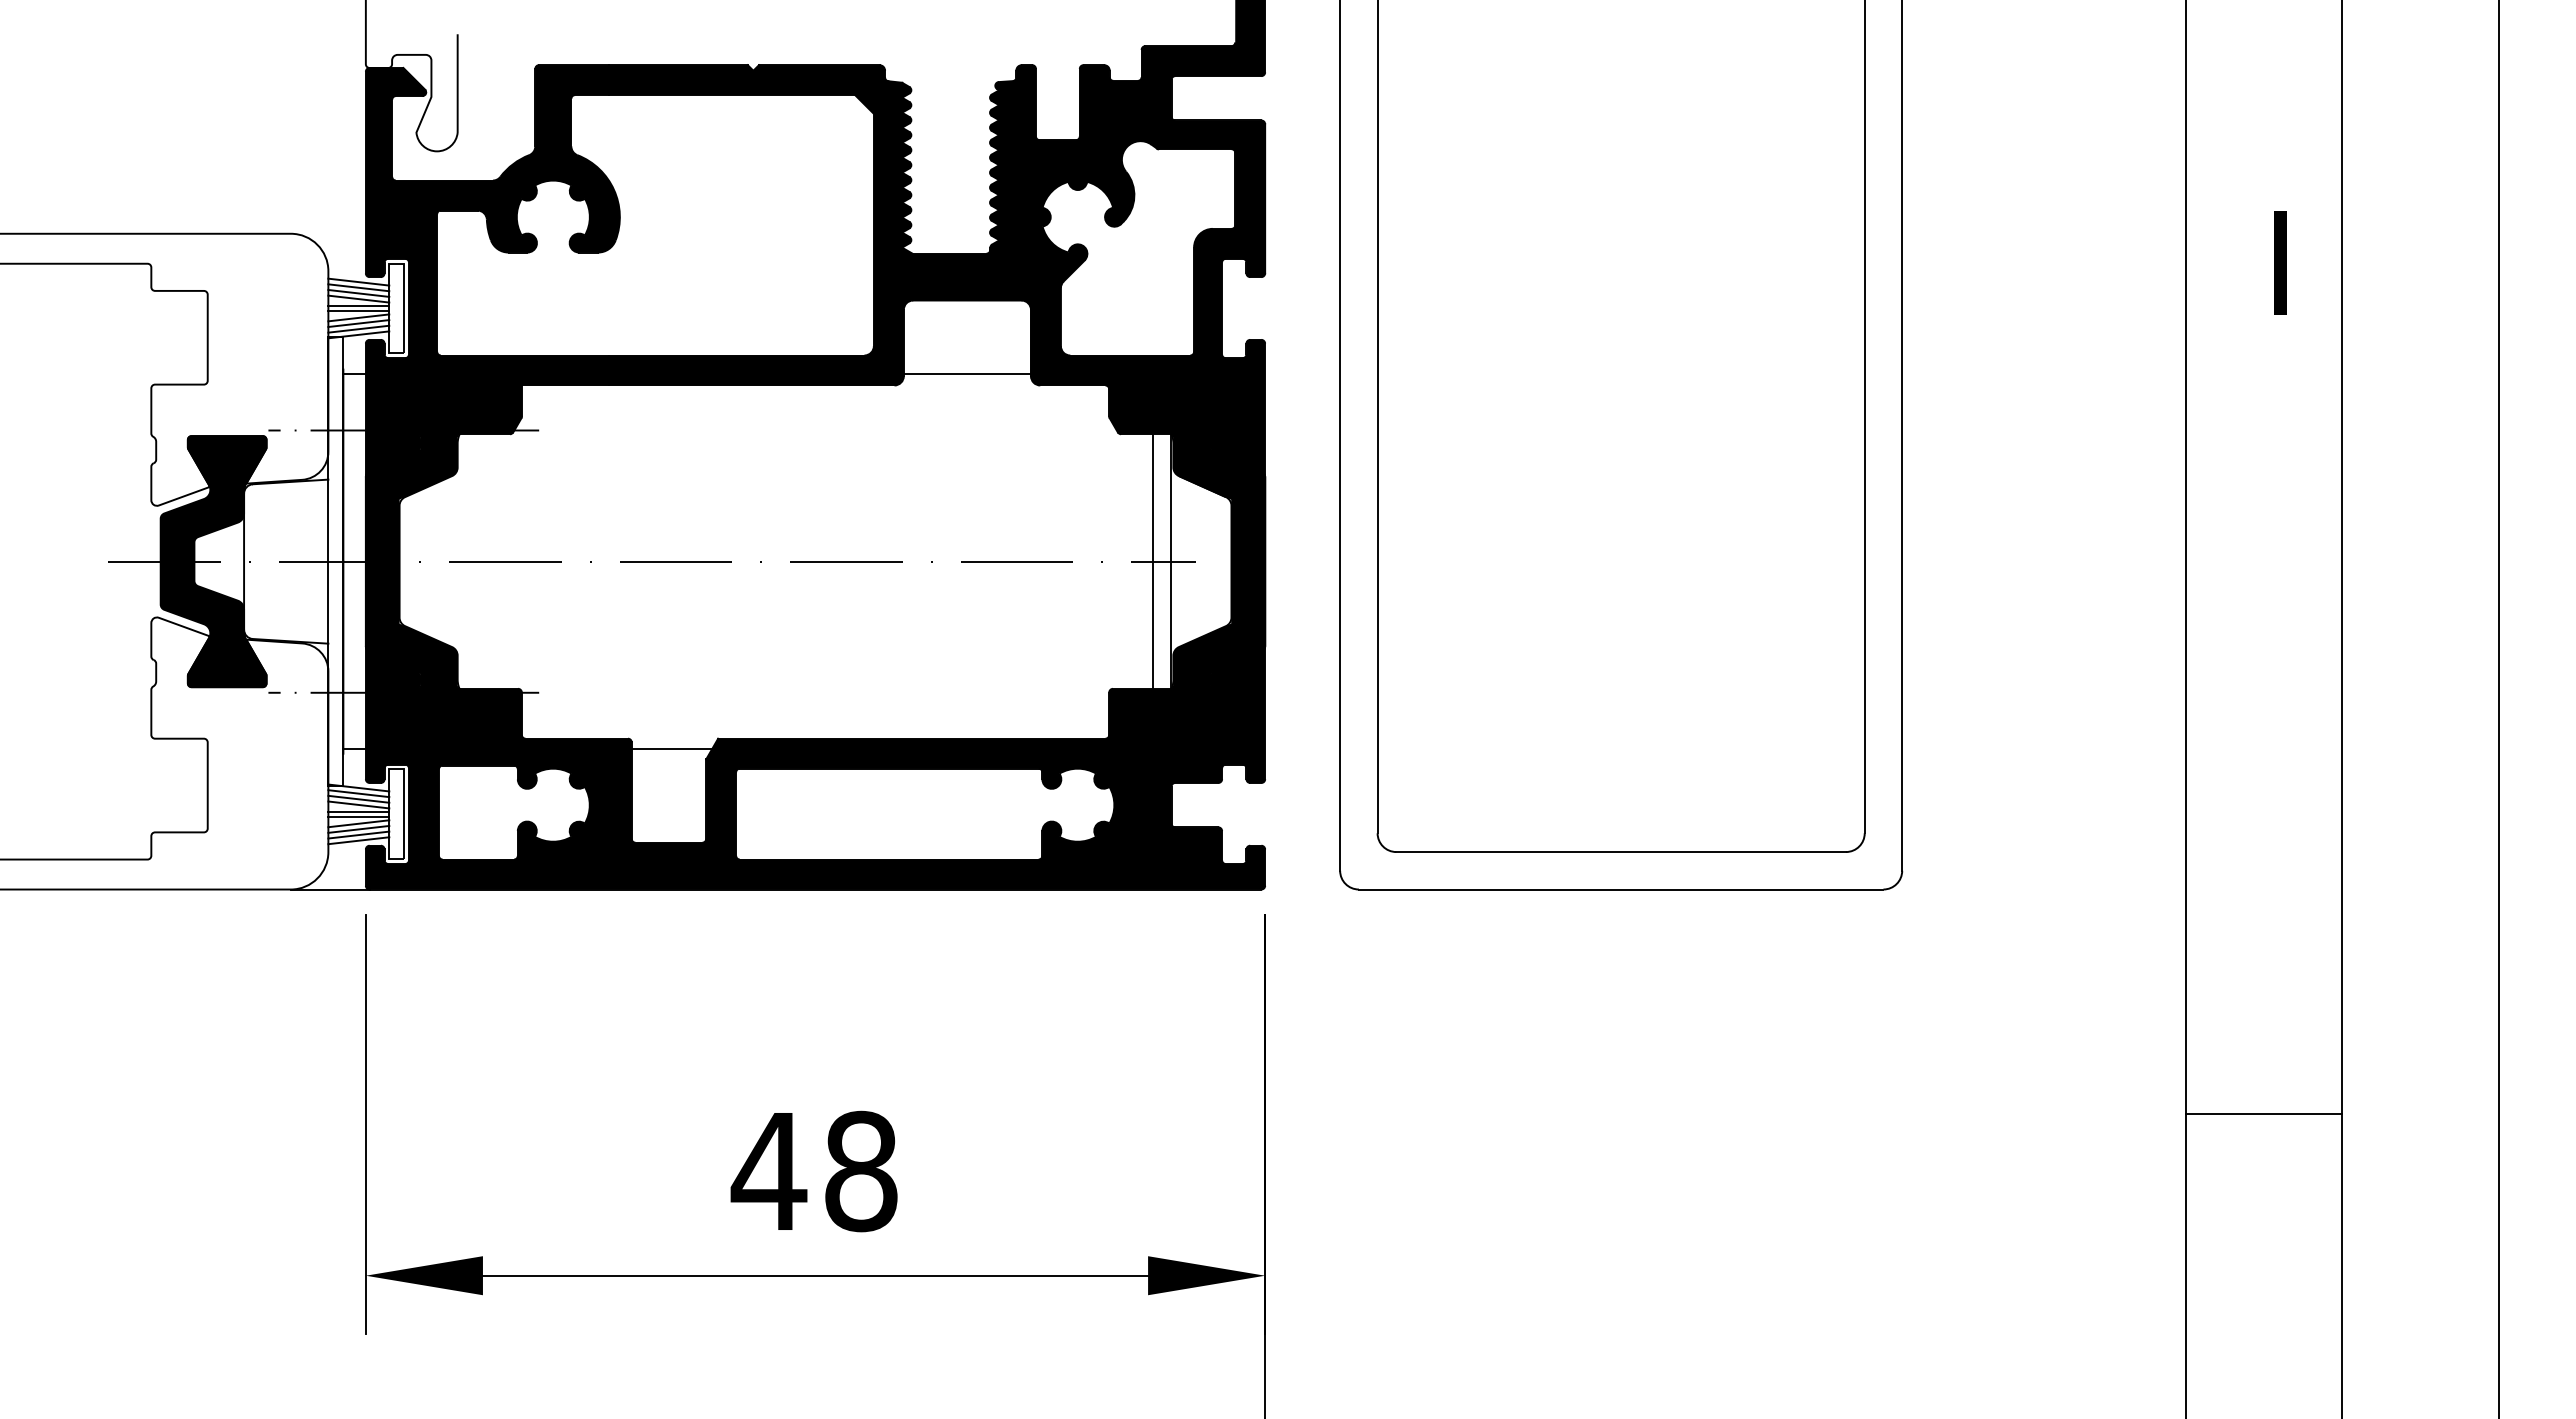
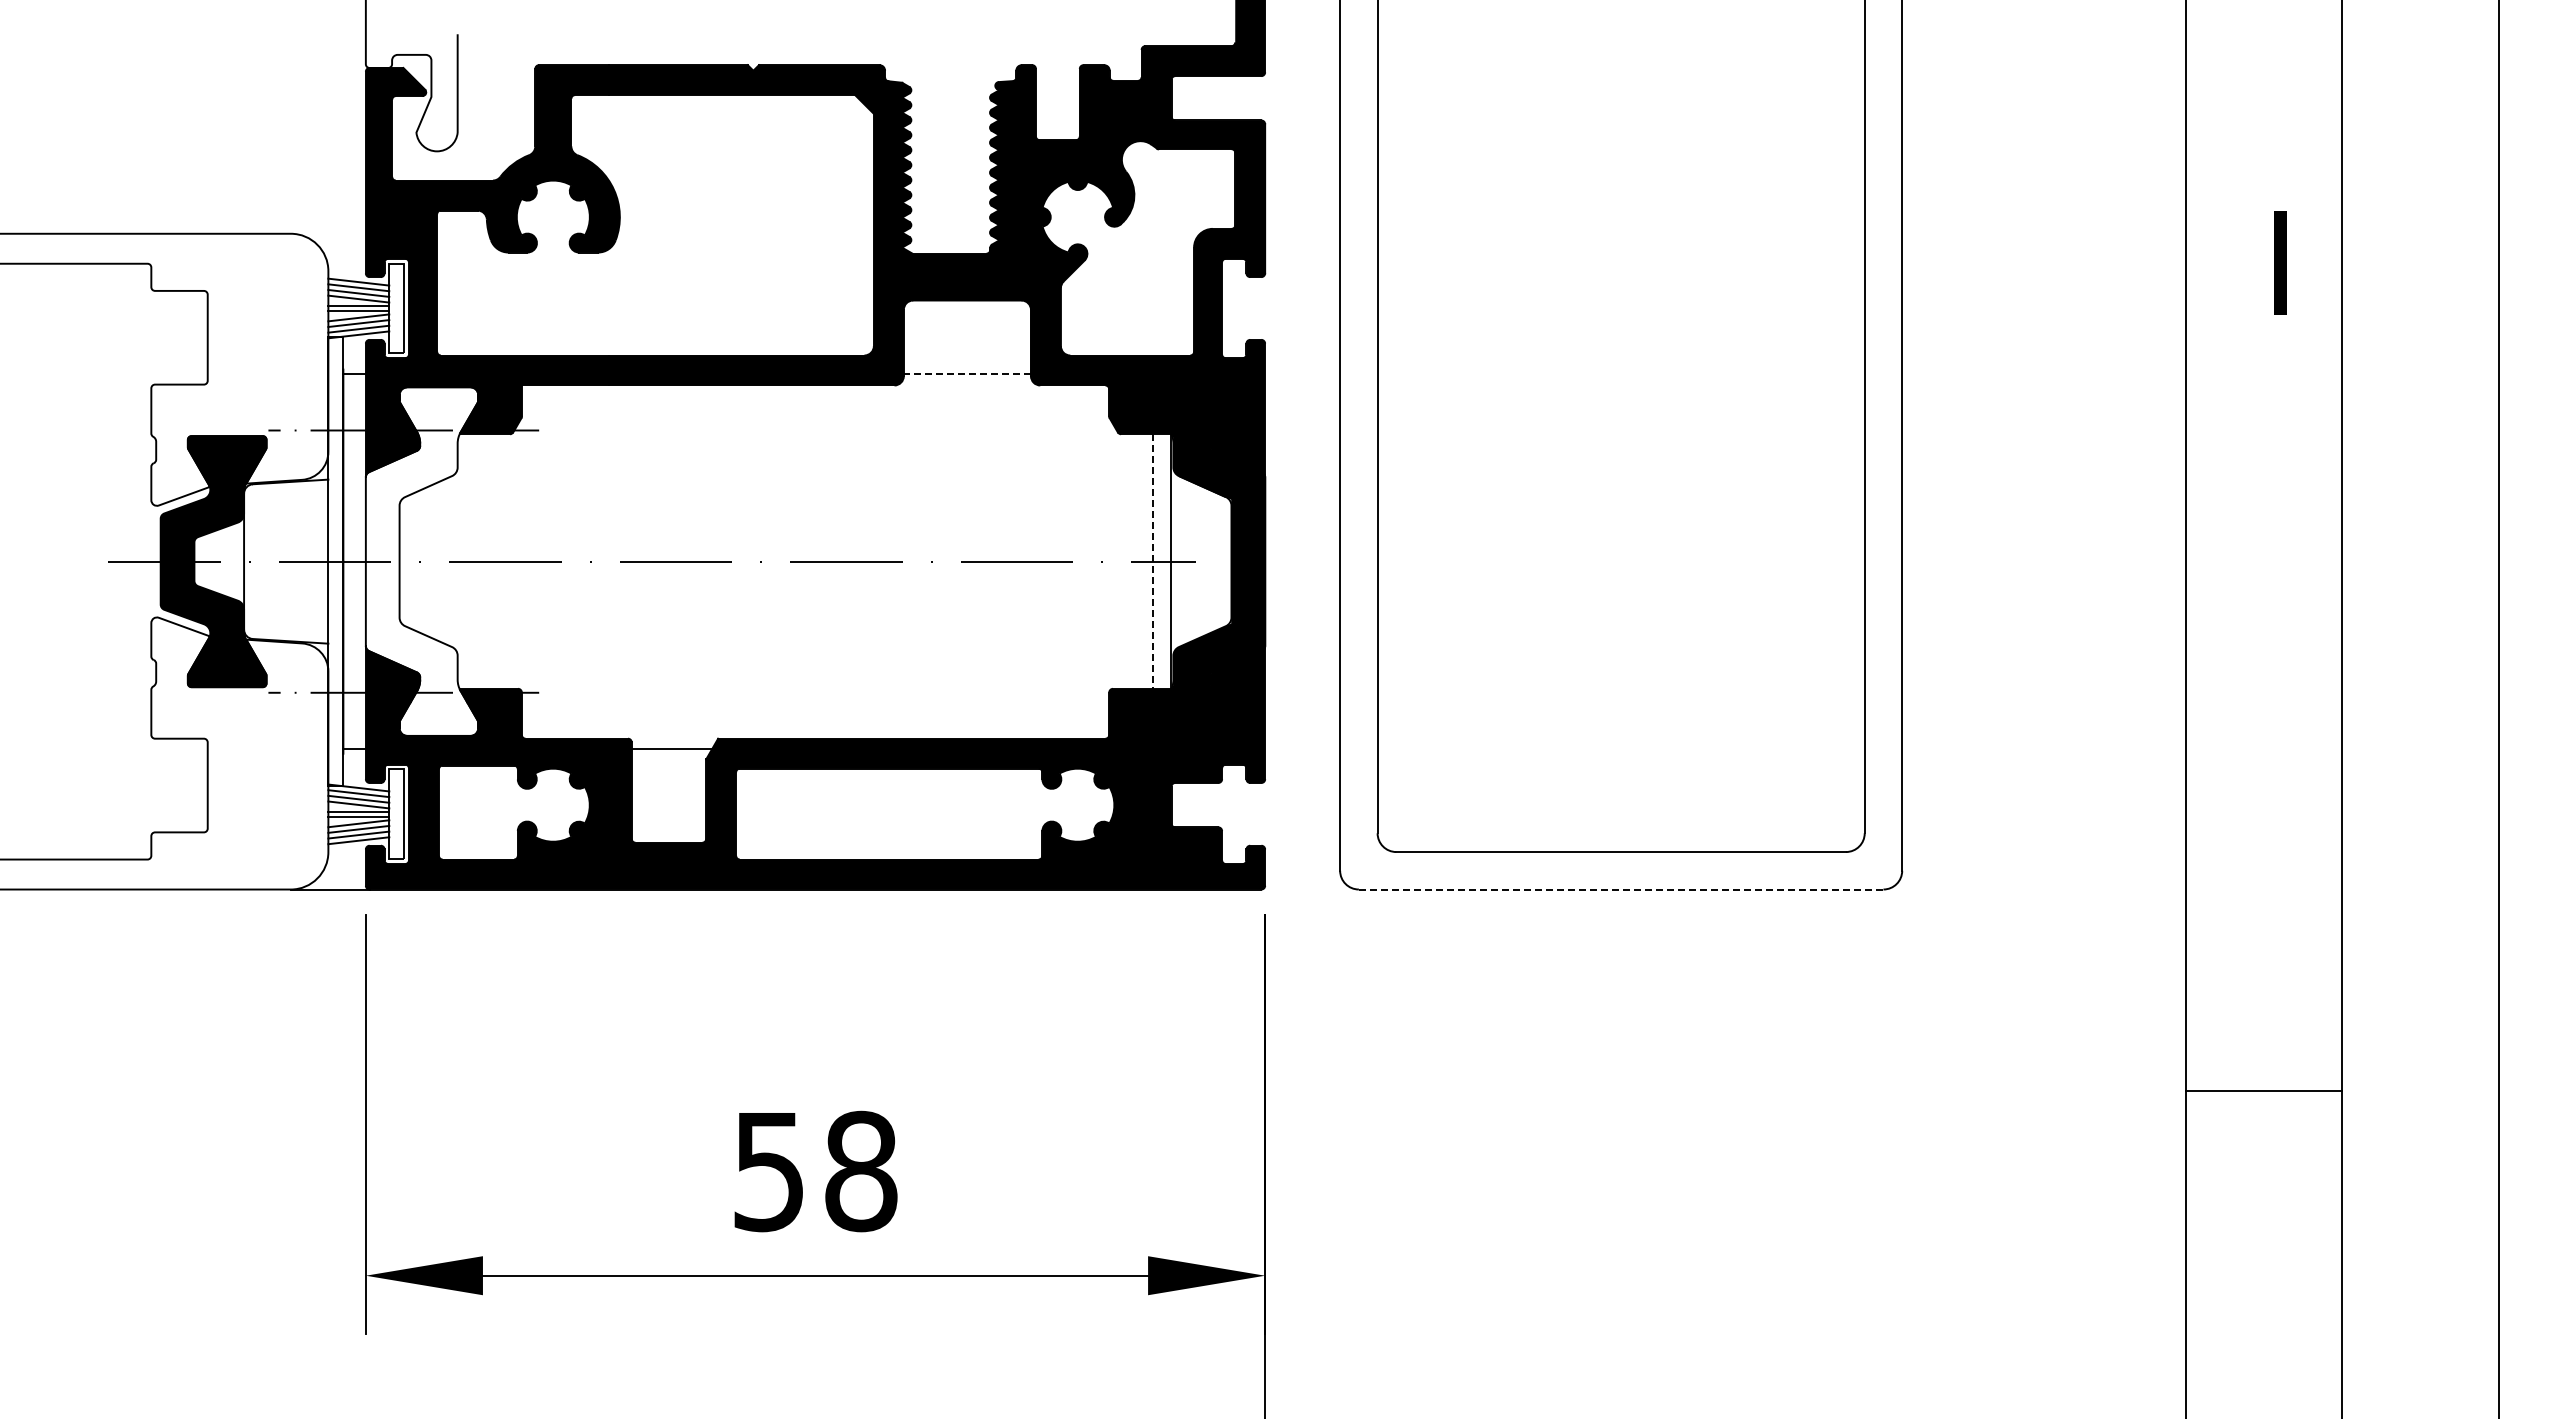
line: solid -> dashed (967, 374)
fill: present -> none (421, 561)
line: solid -> dashed (1152, 562)
line: solid -> dashed (1621, 889)
line position: (2263, 1114) -> (2263, 1091) (2263, 1091)
text: 48 -> 58 (768, 1172)
